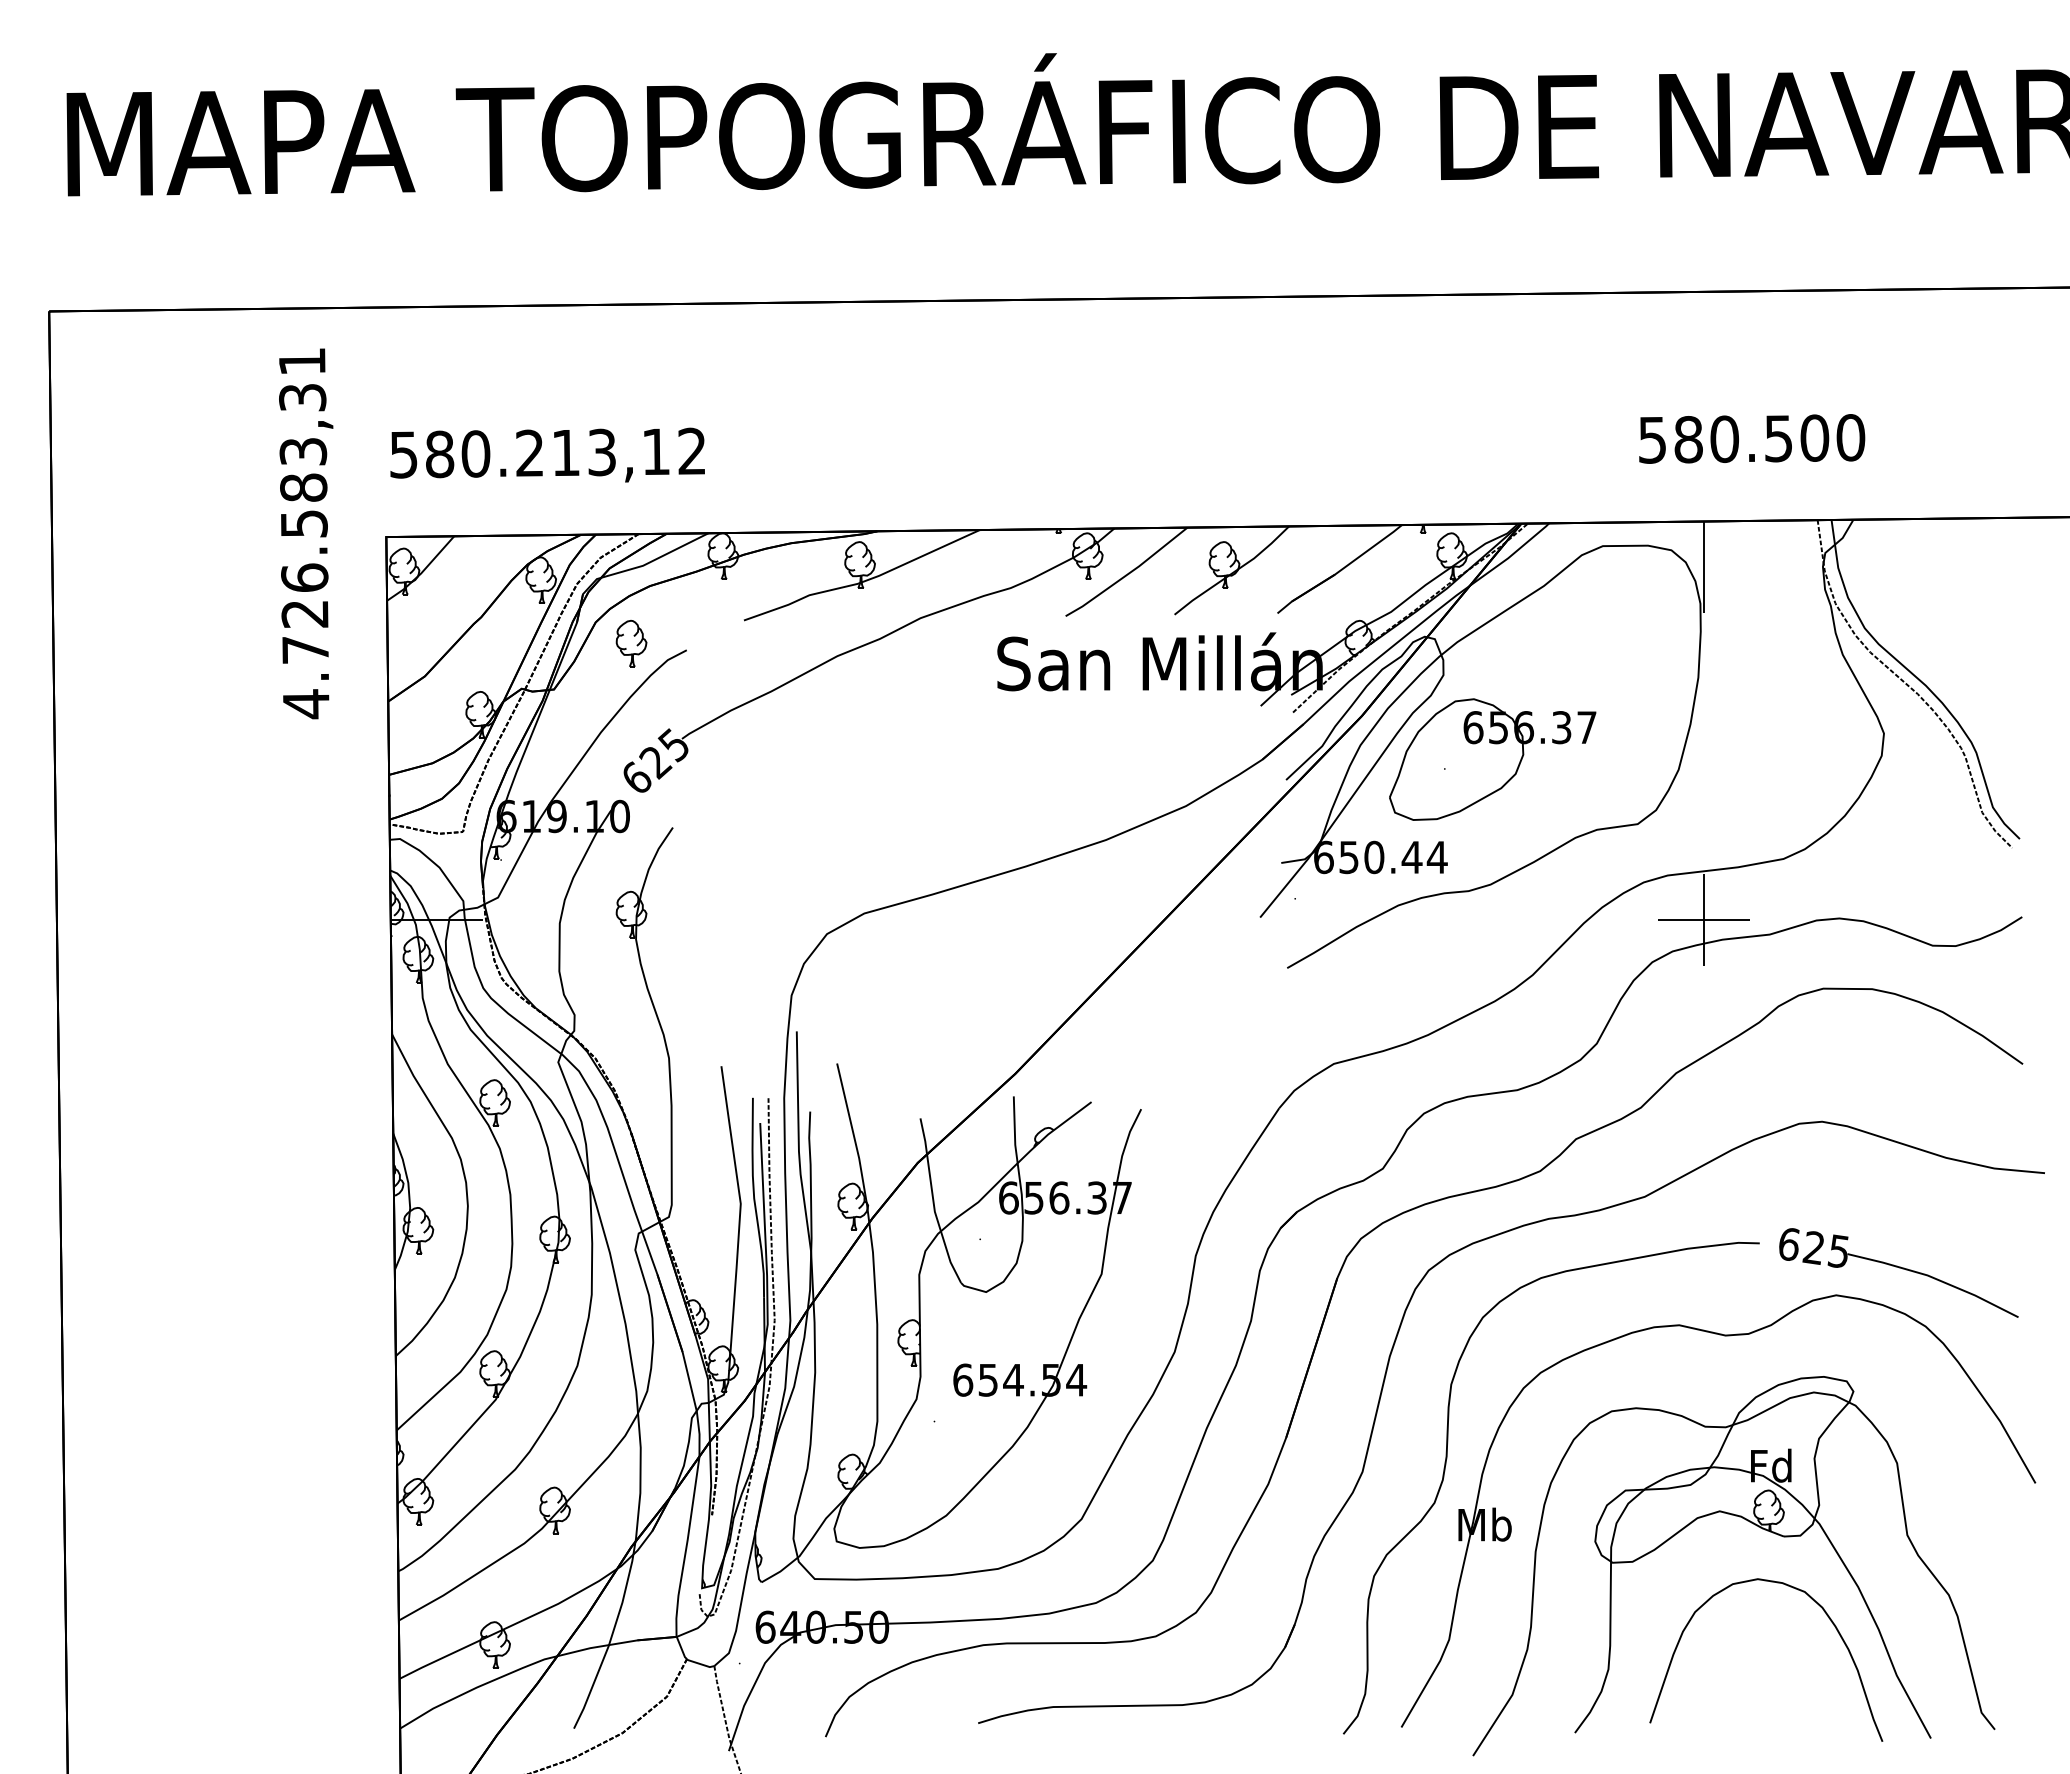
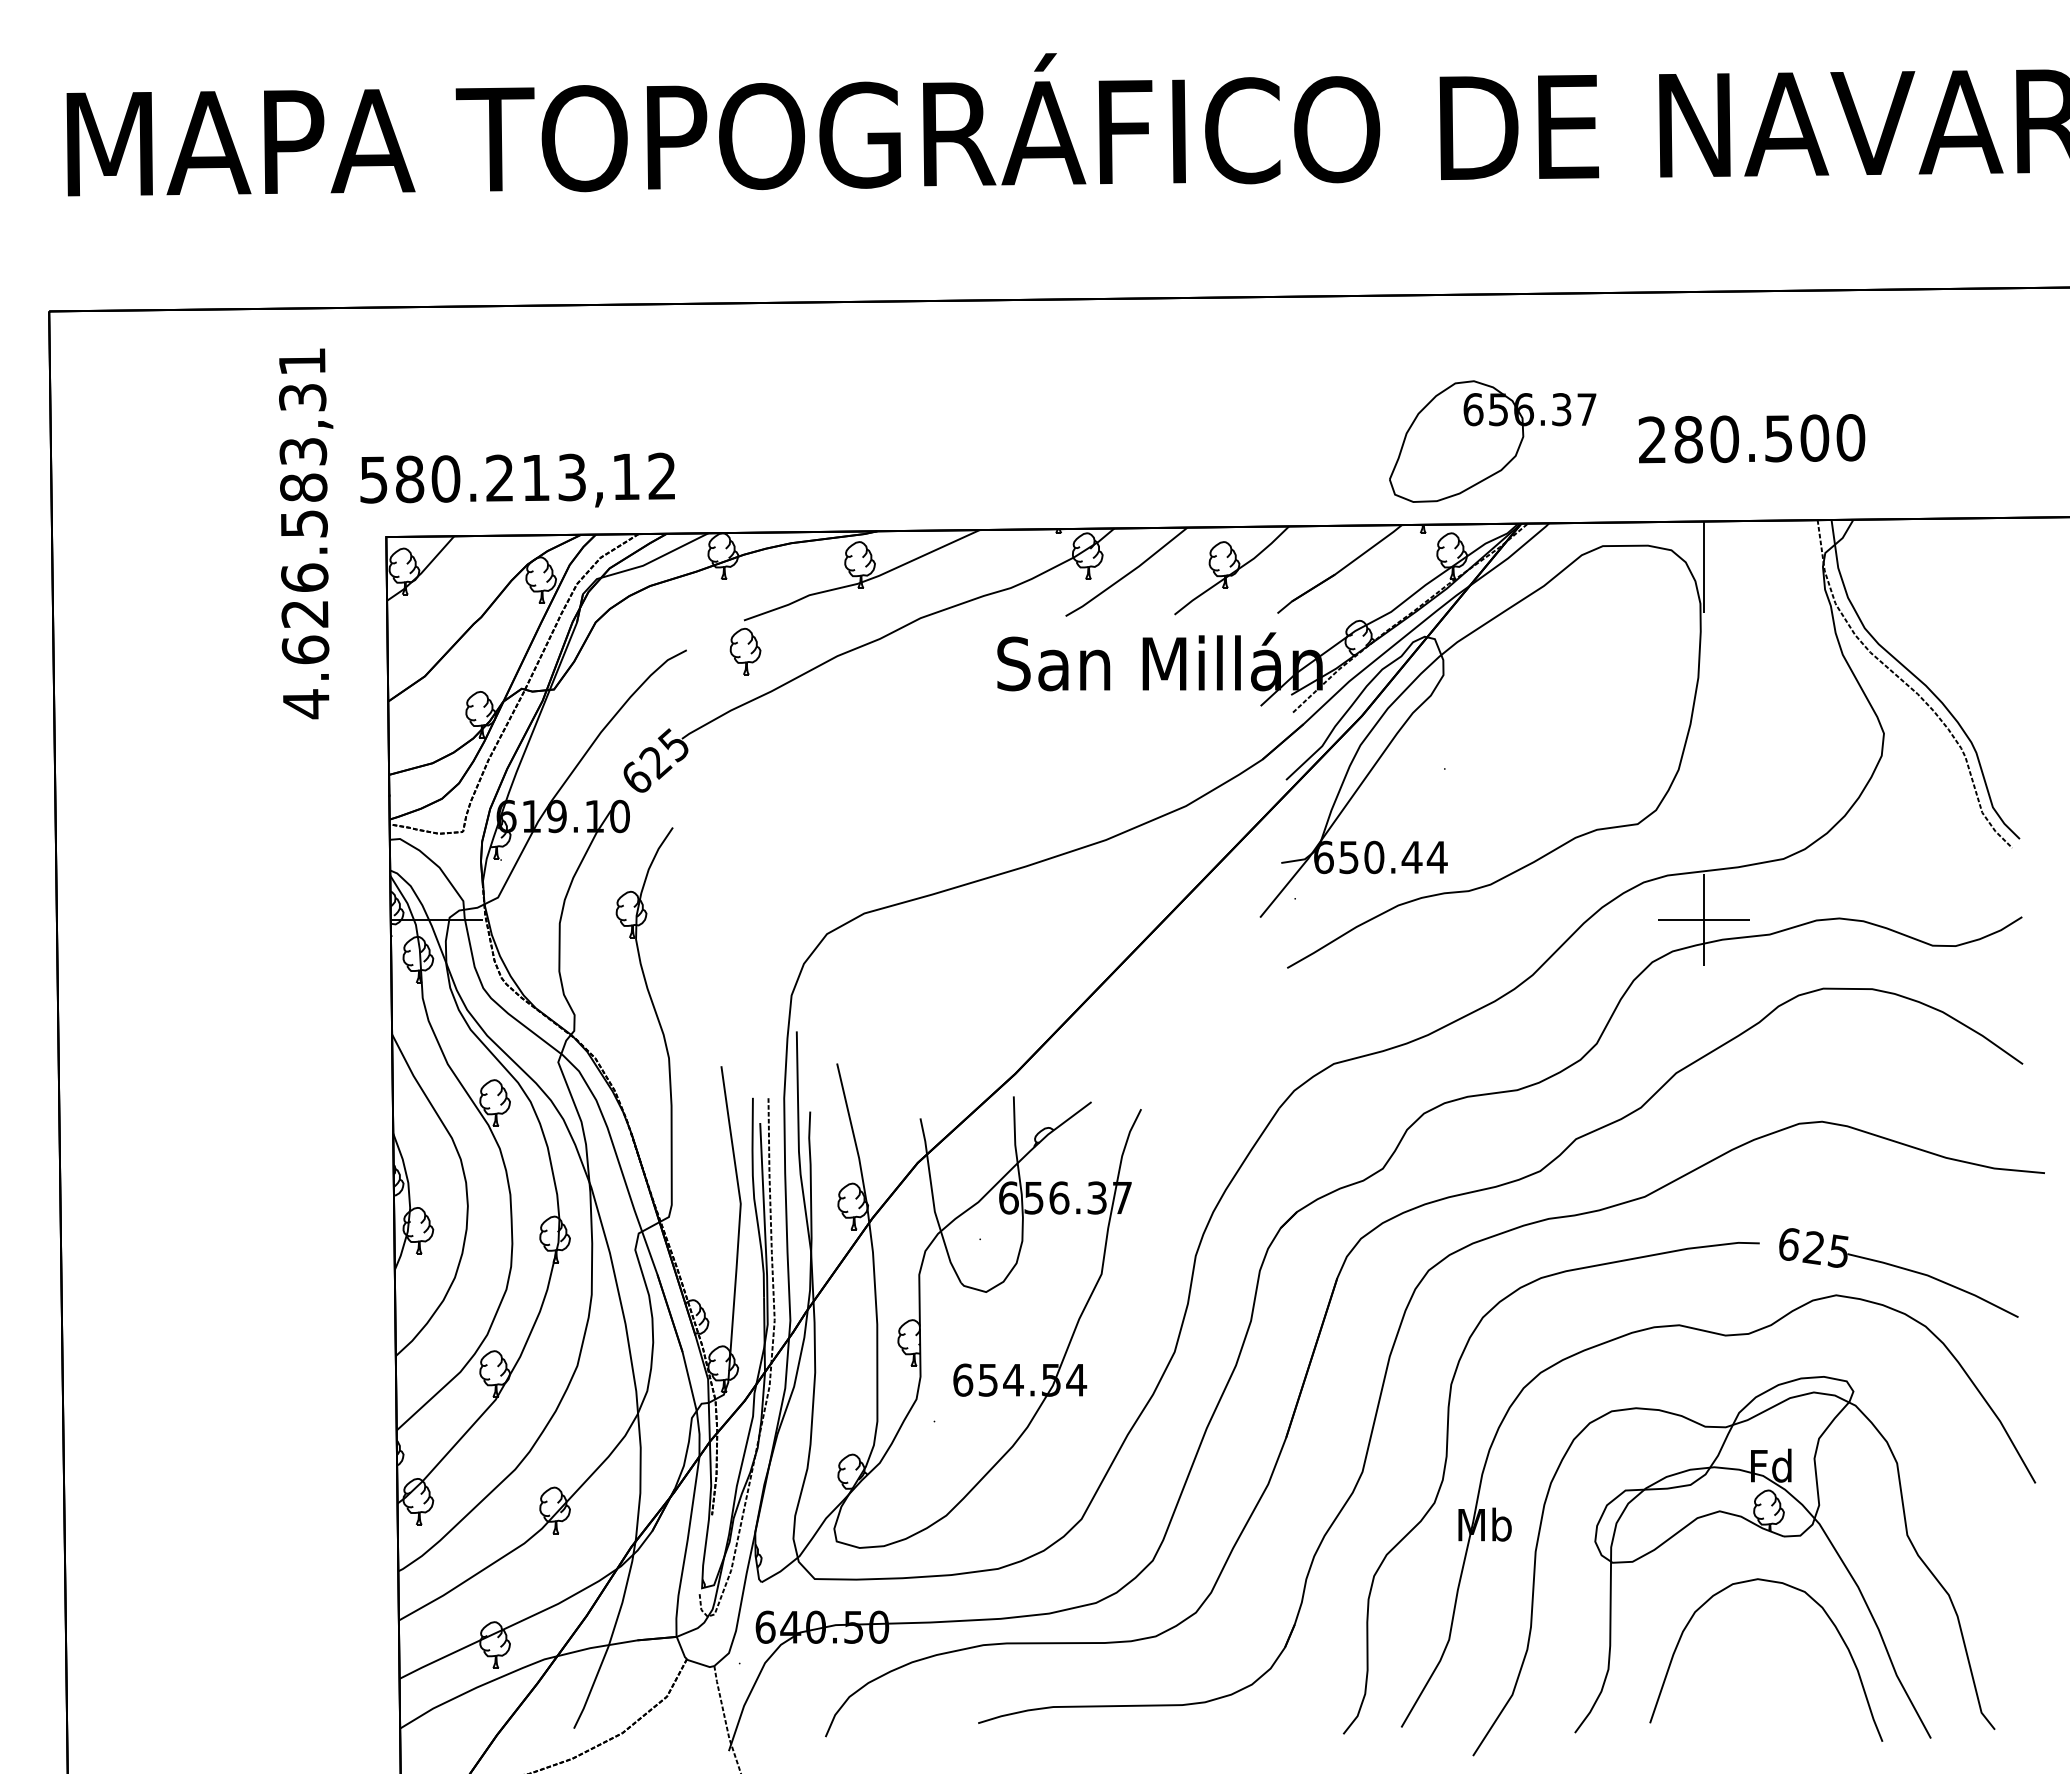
text: 580.500 -> 280.500 (1651, 439)
text position: (547, 454) -> (517, 479) (517, 479)
part position: (631, 643) -> (745, 651) (745, 651)
text: 4.726.583,31 -> 4.626.583,31 (305, 649)
part position: (1492, 759) -> (1492, 441) (1492, 441)
